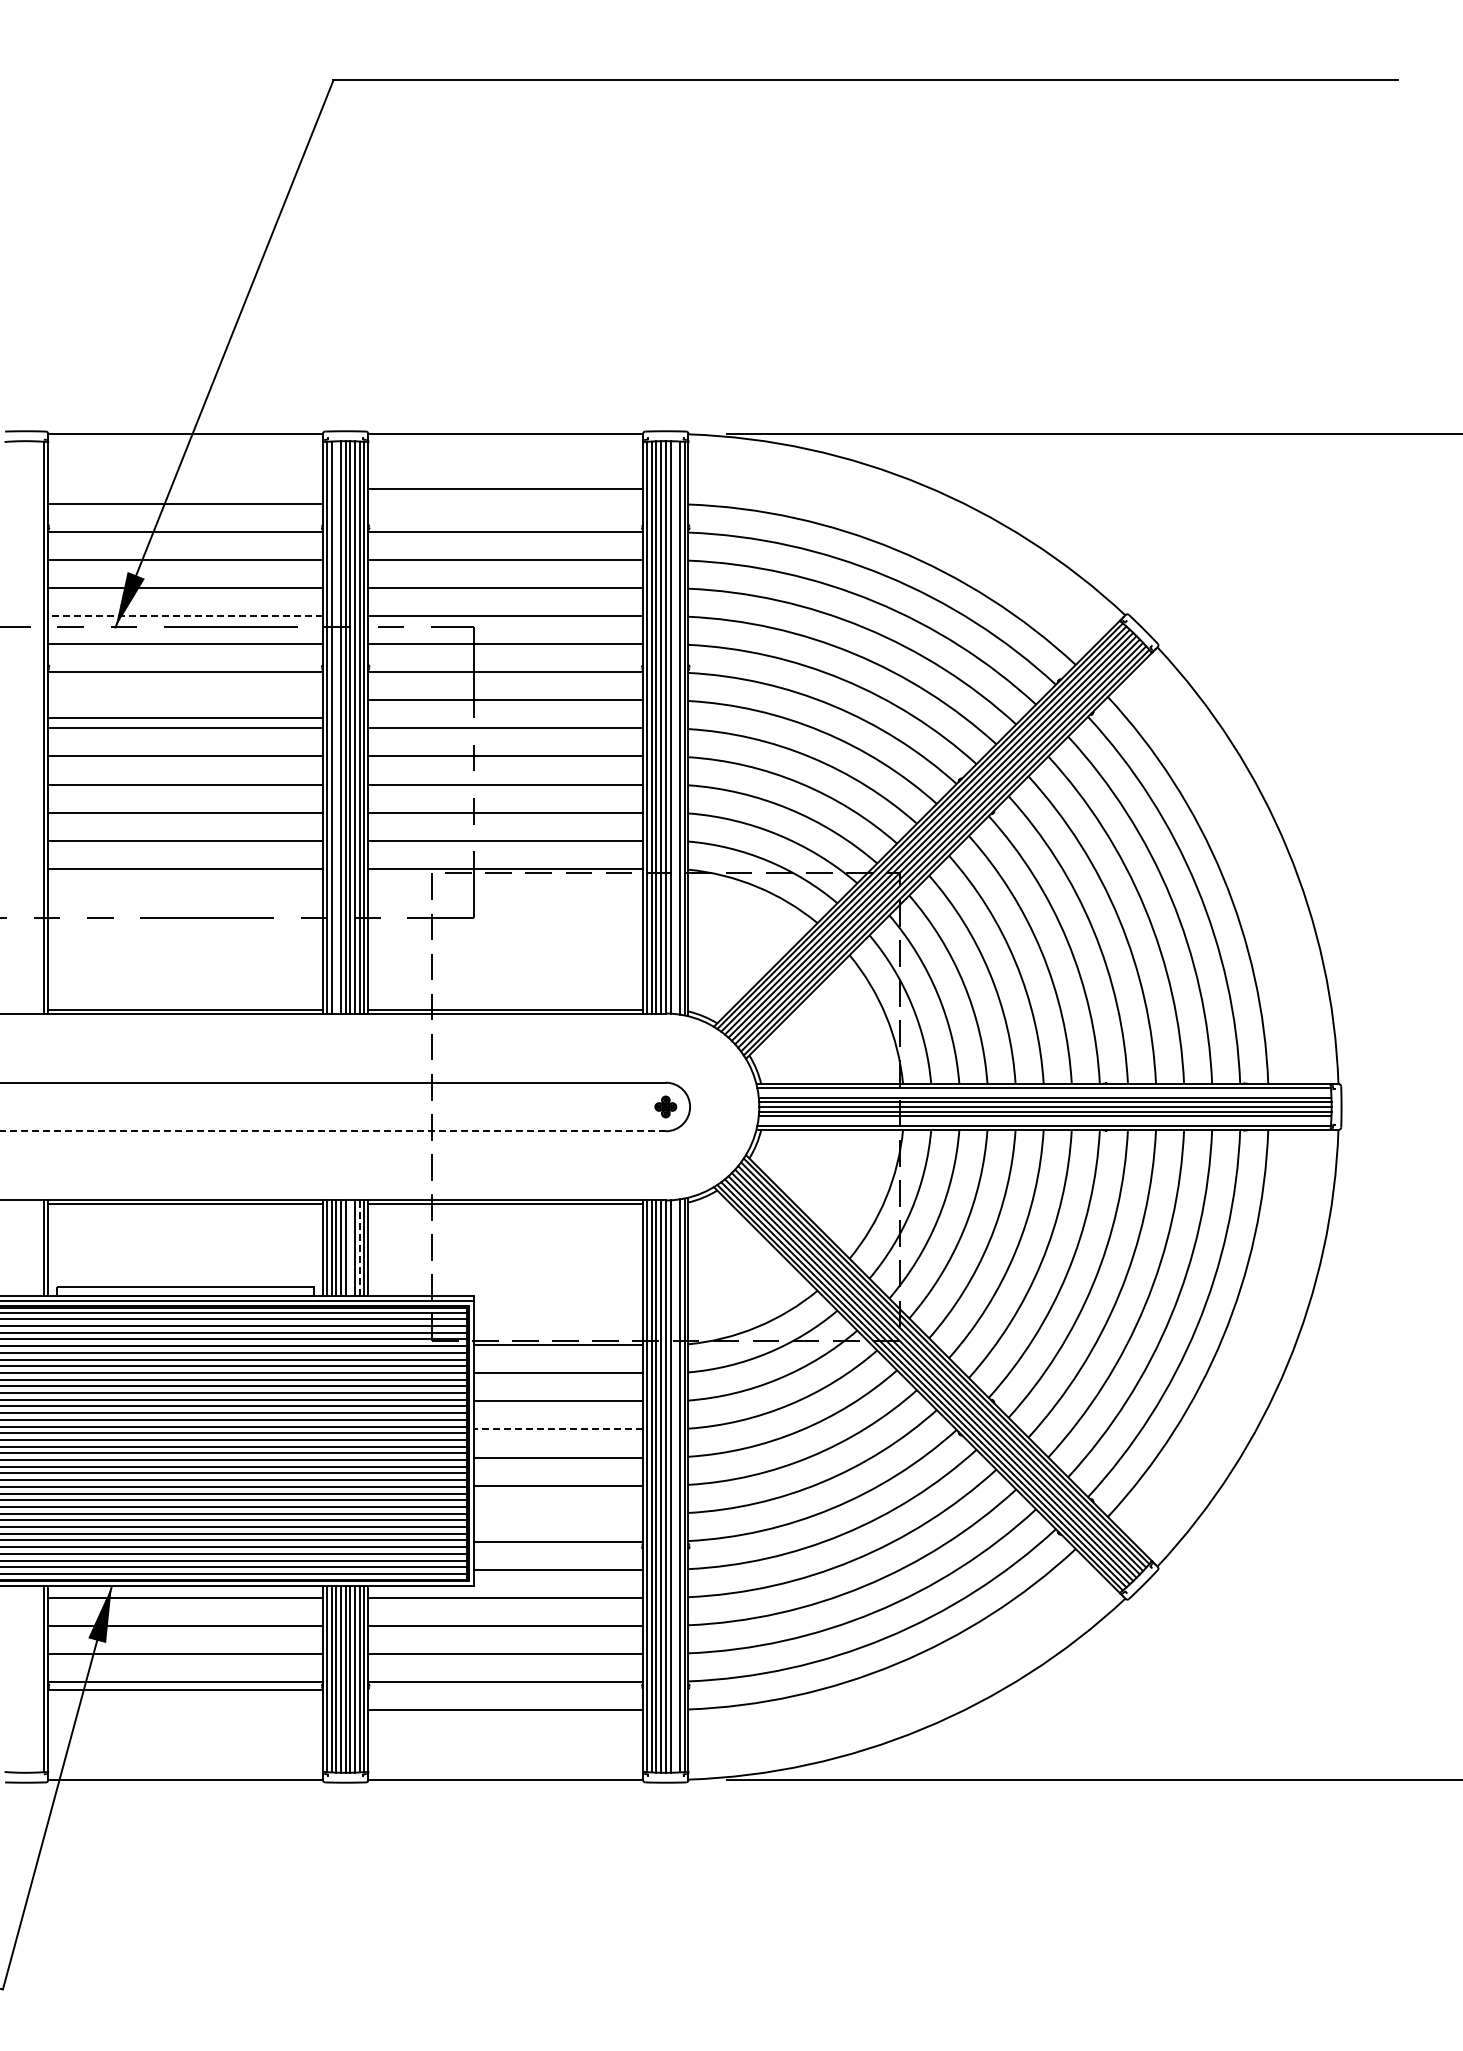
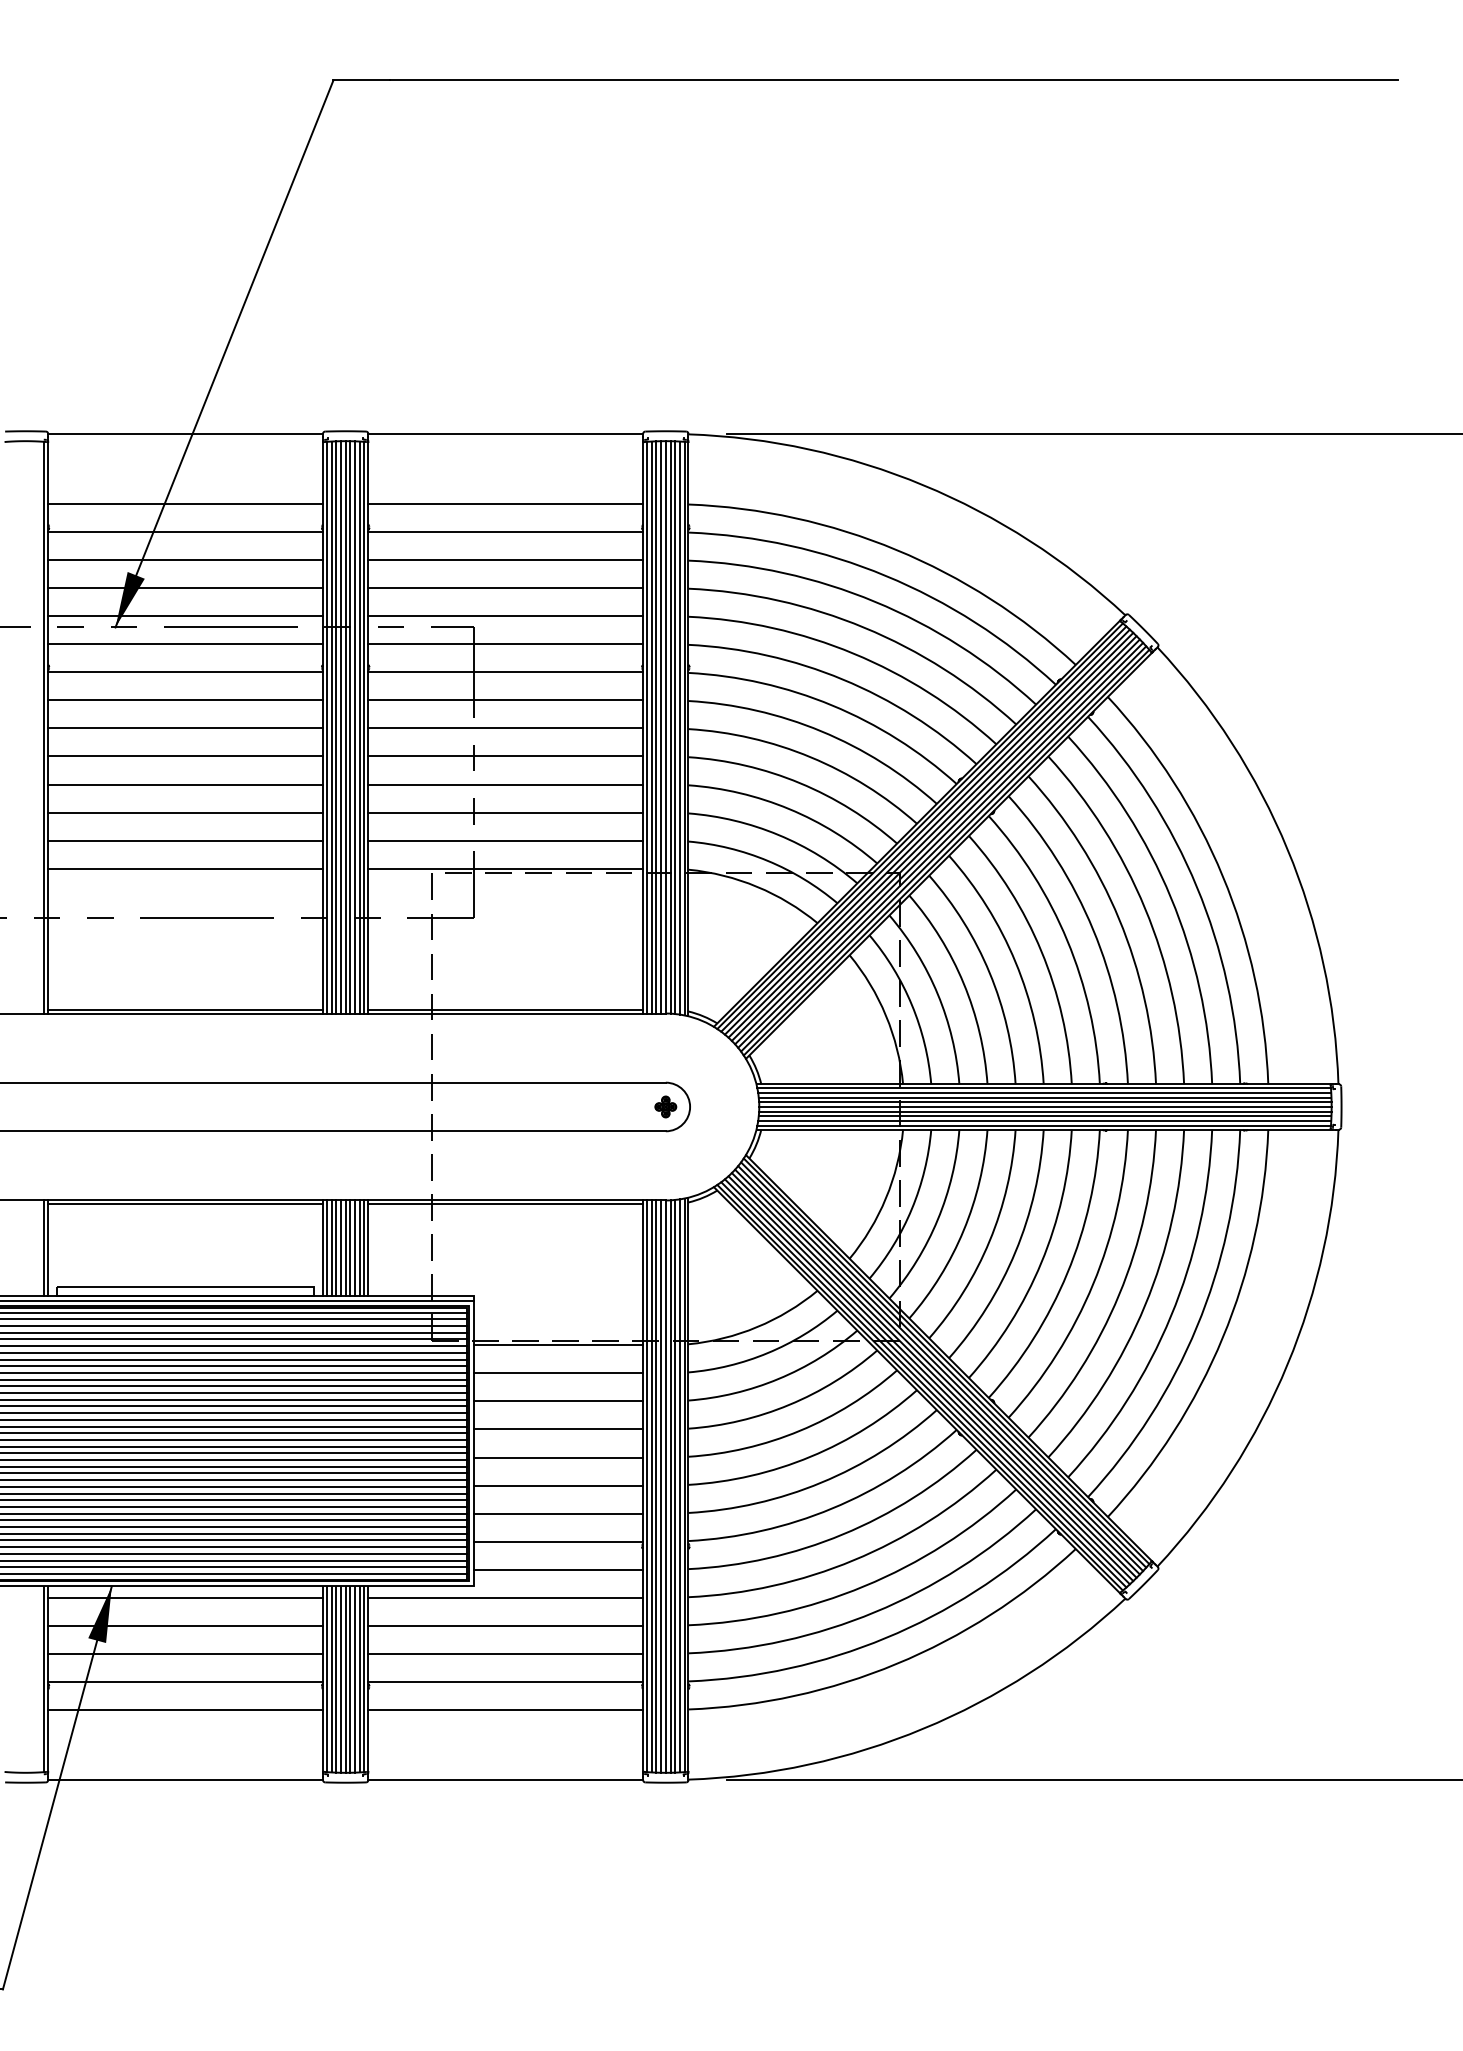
line position: (505, 489) -> (505, 504) (505, 504)
line: dashed -> solid (185, 616)
line position: (185, 718) -> (185, 700) (185, 700)
line: none -> present (336, 727)
line: none -> present (675, 727)
line: none -> present (1044, 1092)
line: none -> present (1044, 1121)
line: dashed -> solid (333, 1131)
line: none -> present (350, 1247)
line: dashed -> solid (359, 1248)
line: dashed -> solid (558, 1429)
line: none -> present (675, 1486)
line: none -> present (558, 1513)
line position: (185, 1689) -> (185, 1709) (185, 1709)
